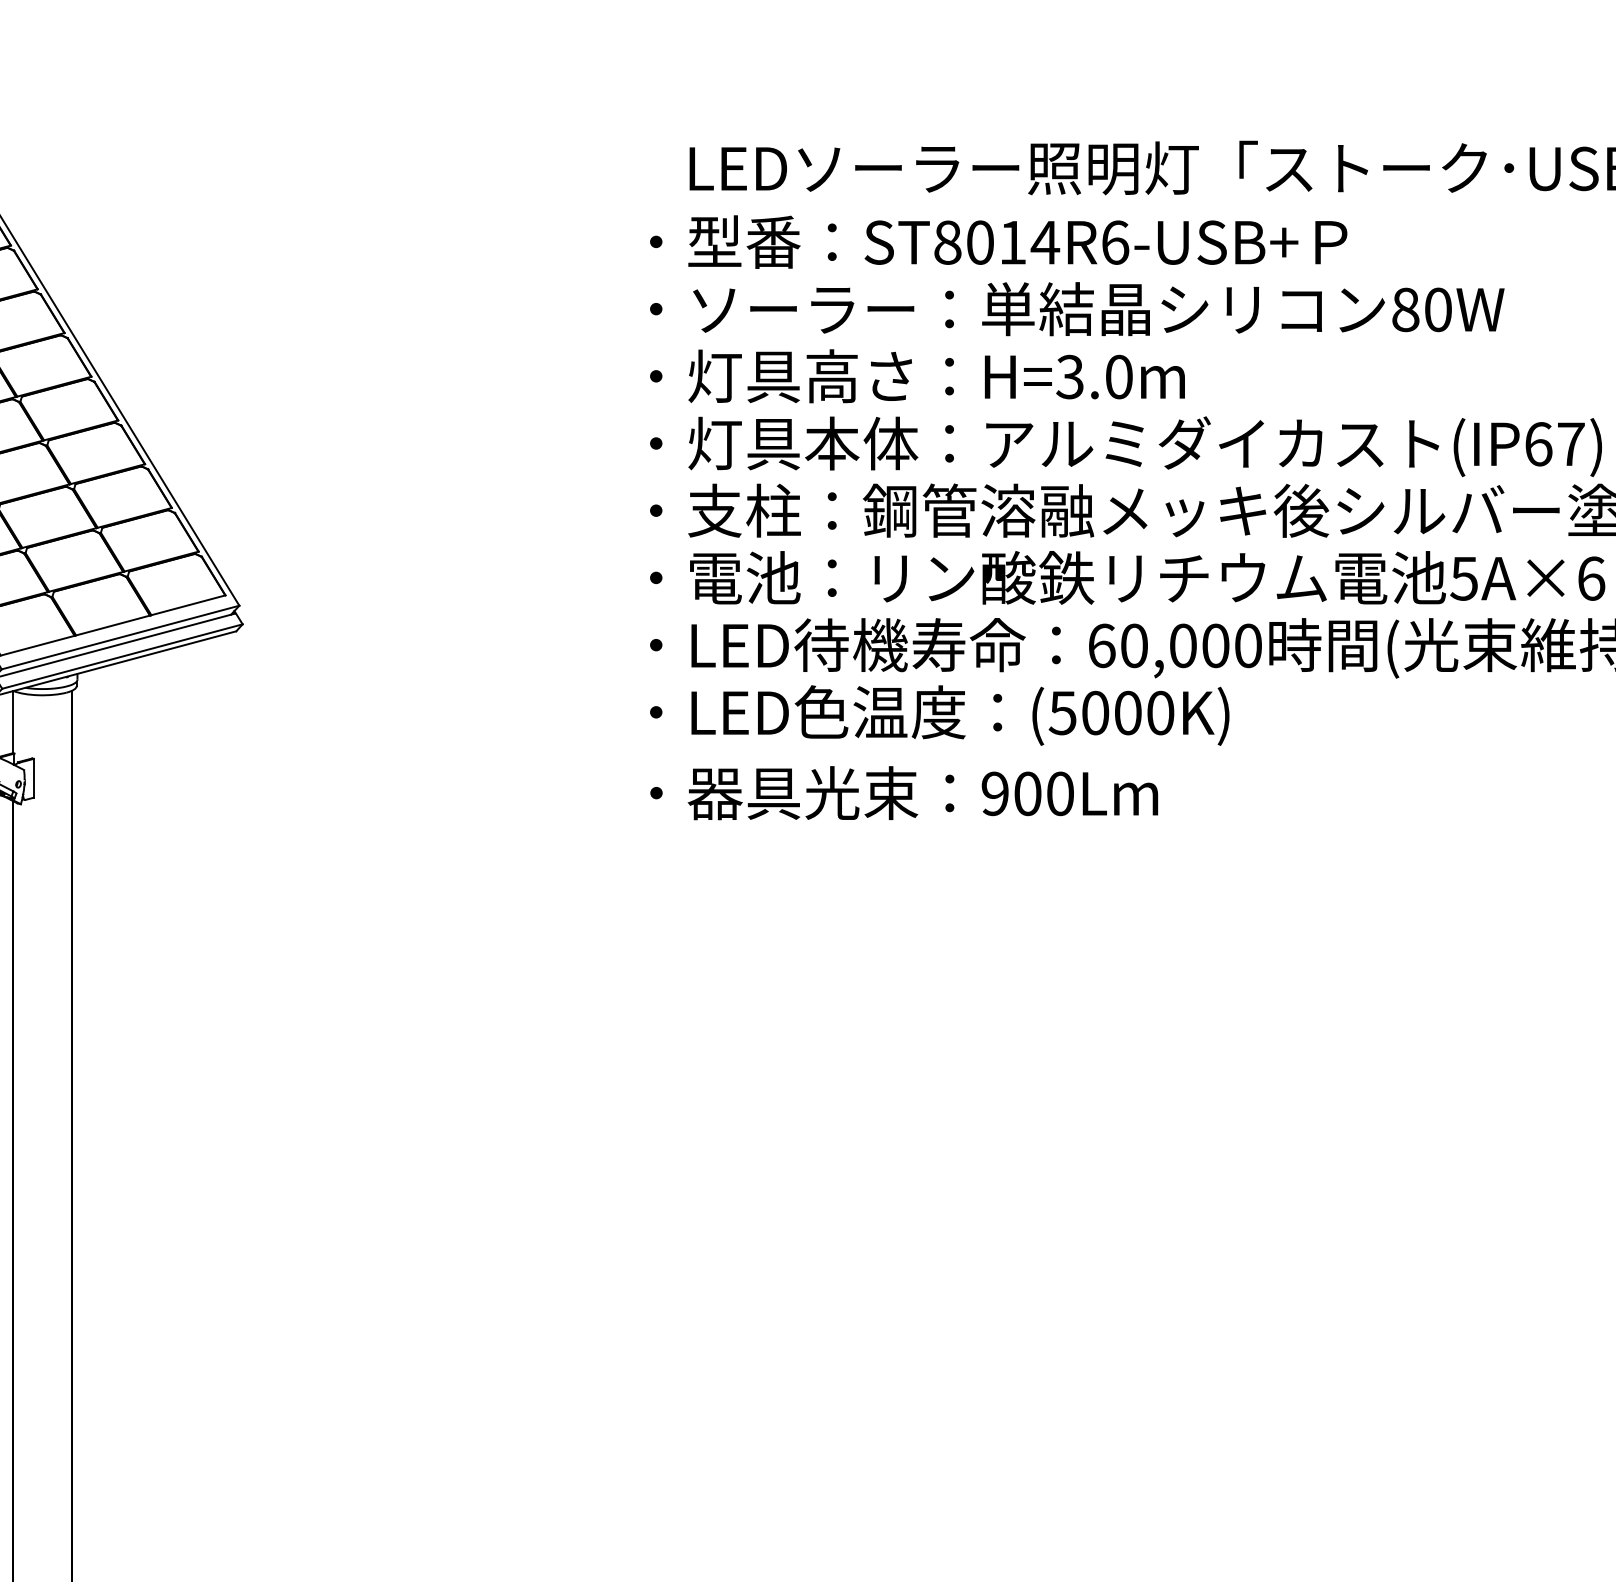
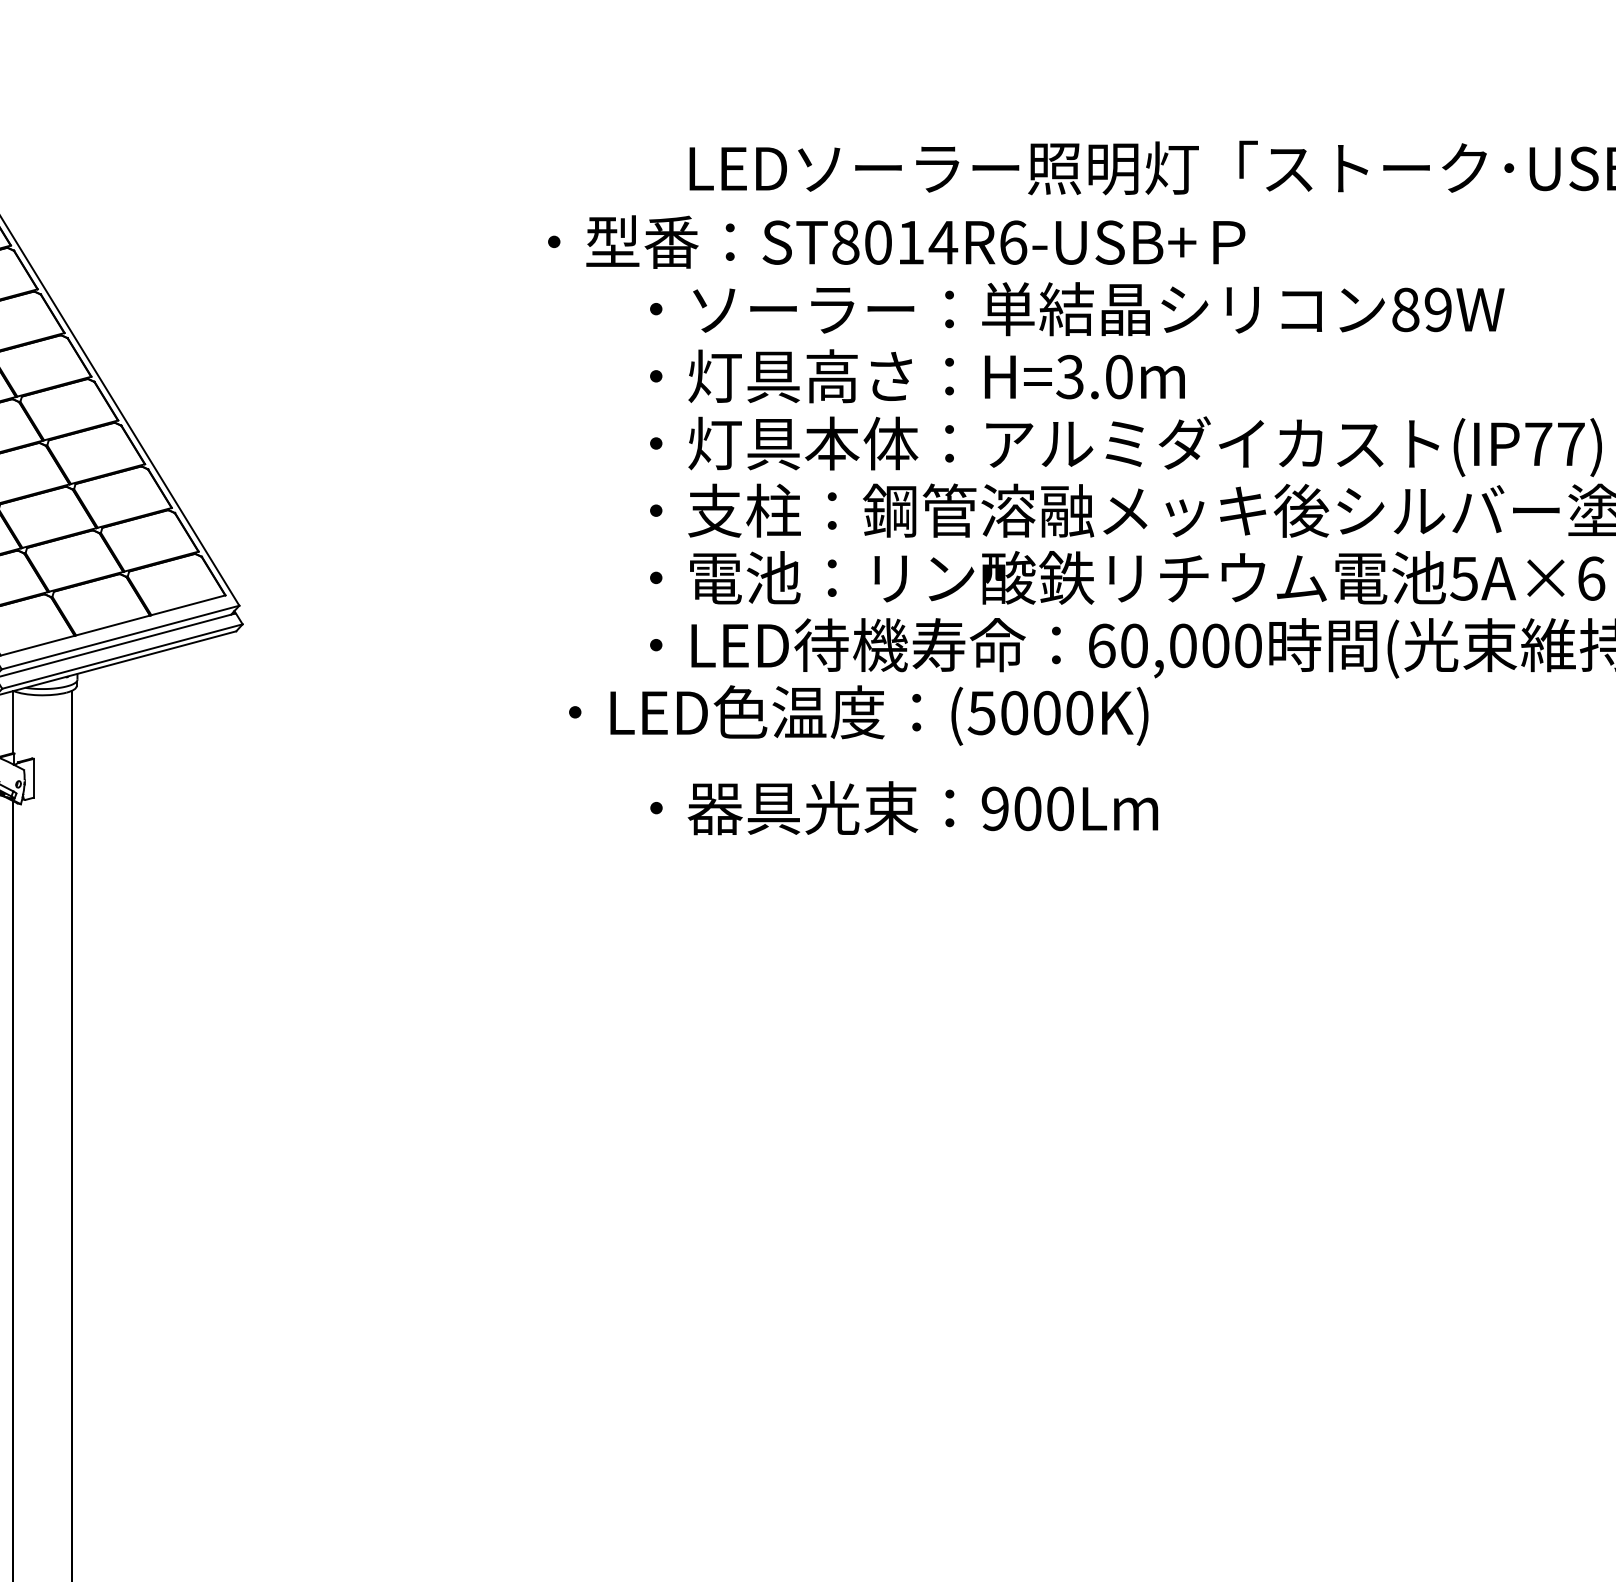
text position: (998, 241) -> (896, 241) (896, 241)
text: 80W -> 89W (1437, 309)
text: (IP67) -> (IP77) (1538, 444)
text position: (939, 715) -> (858, 715) (858, 715)
text position: (904, 793) -> (904, 808) (904, 808)
